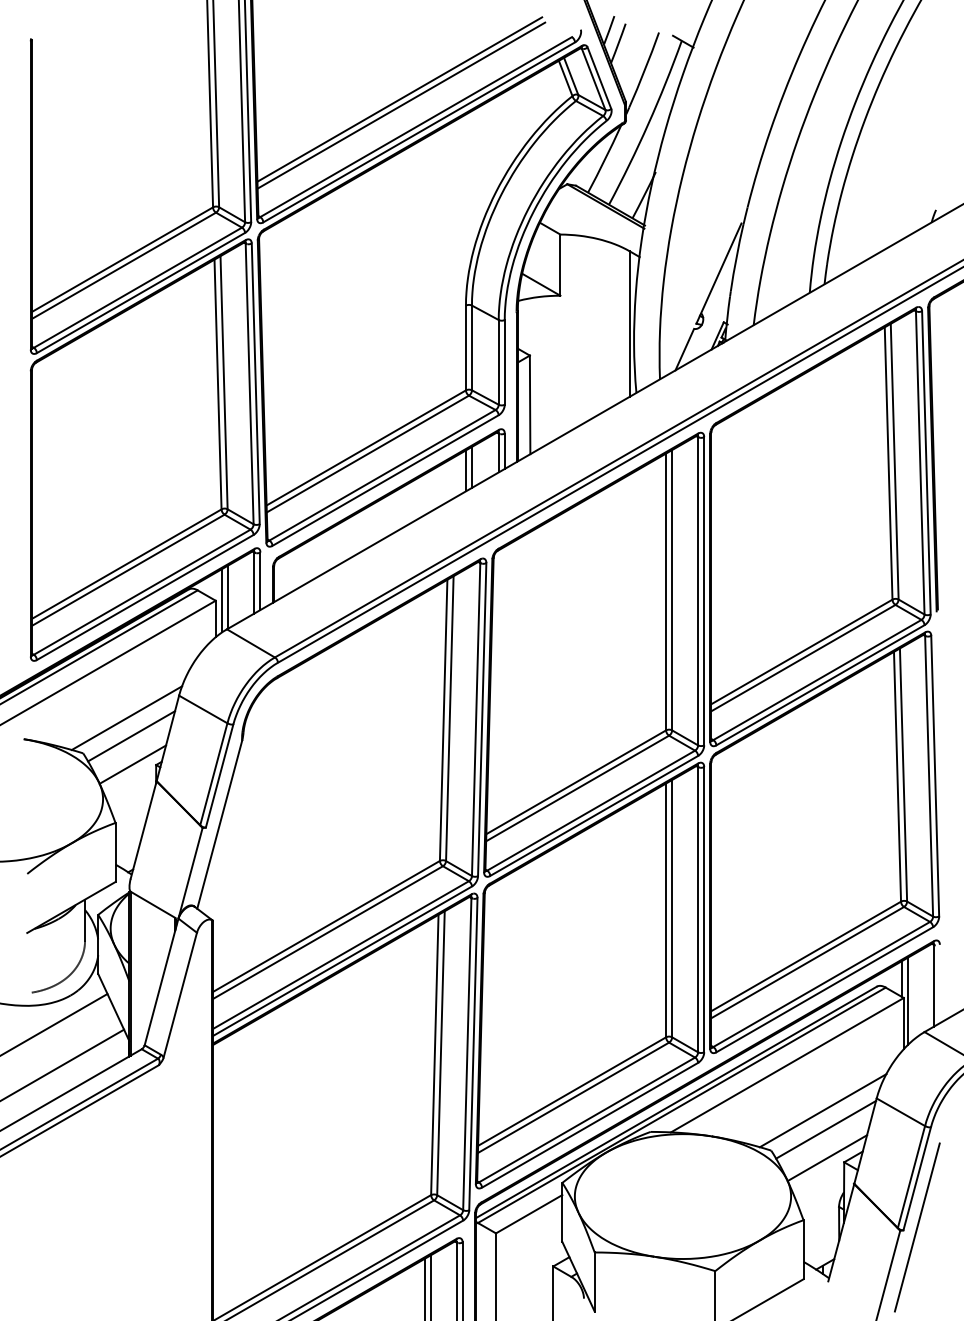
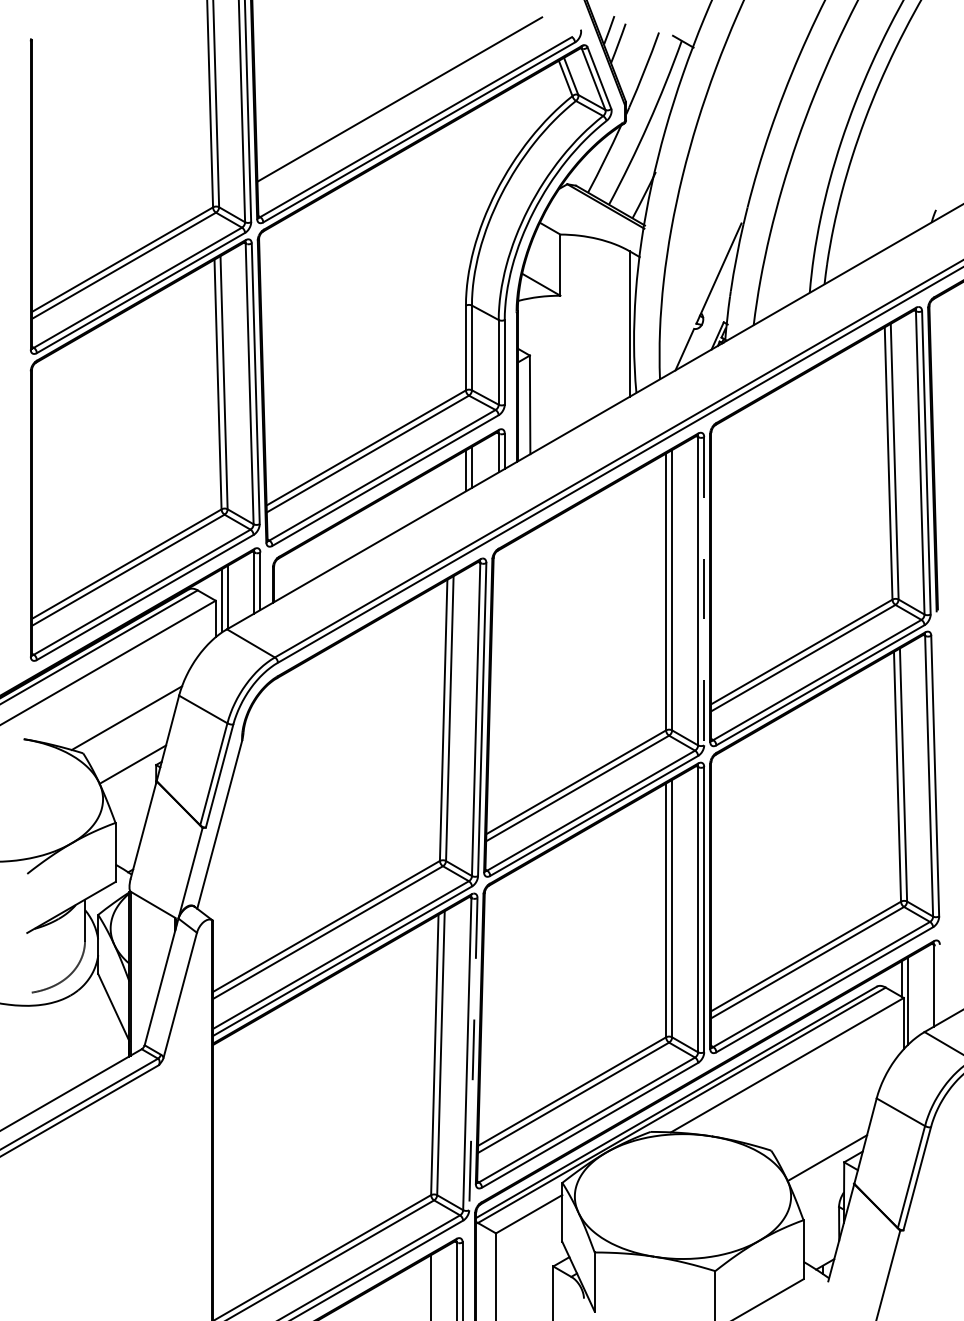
line: present -> none (401, 105)
line: solid -> dashed (704, 591)
line: present -> none (131, 736)
line: present -> none (54, 1024)
line: solid -> dashed (473, 1054)
line: present -> none (63, 1064)
line: present -> none (822, 1110)
line: present -> none (826, 1129)
line: present -> none (916, 1227)
line: present -> none (424, 1287)
